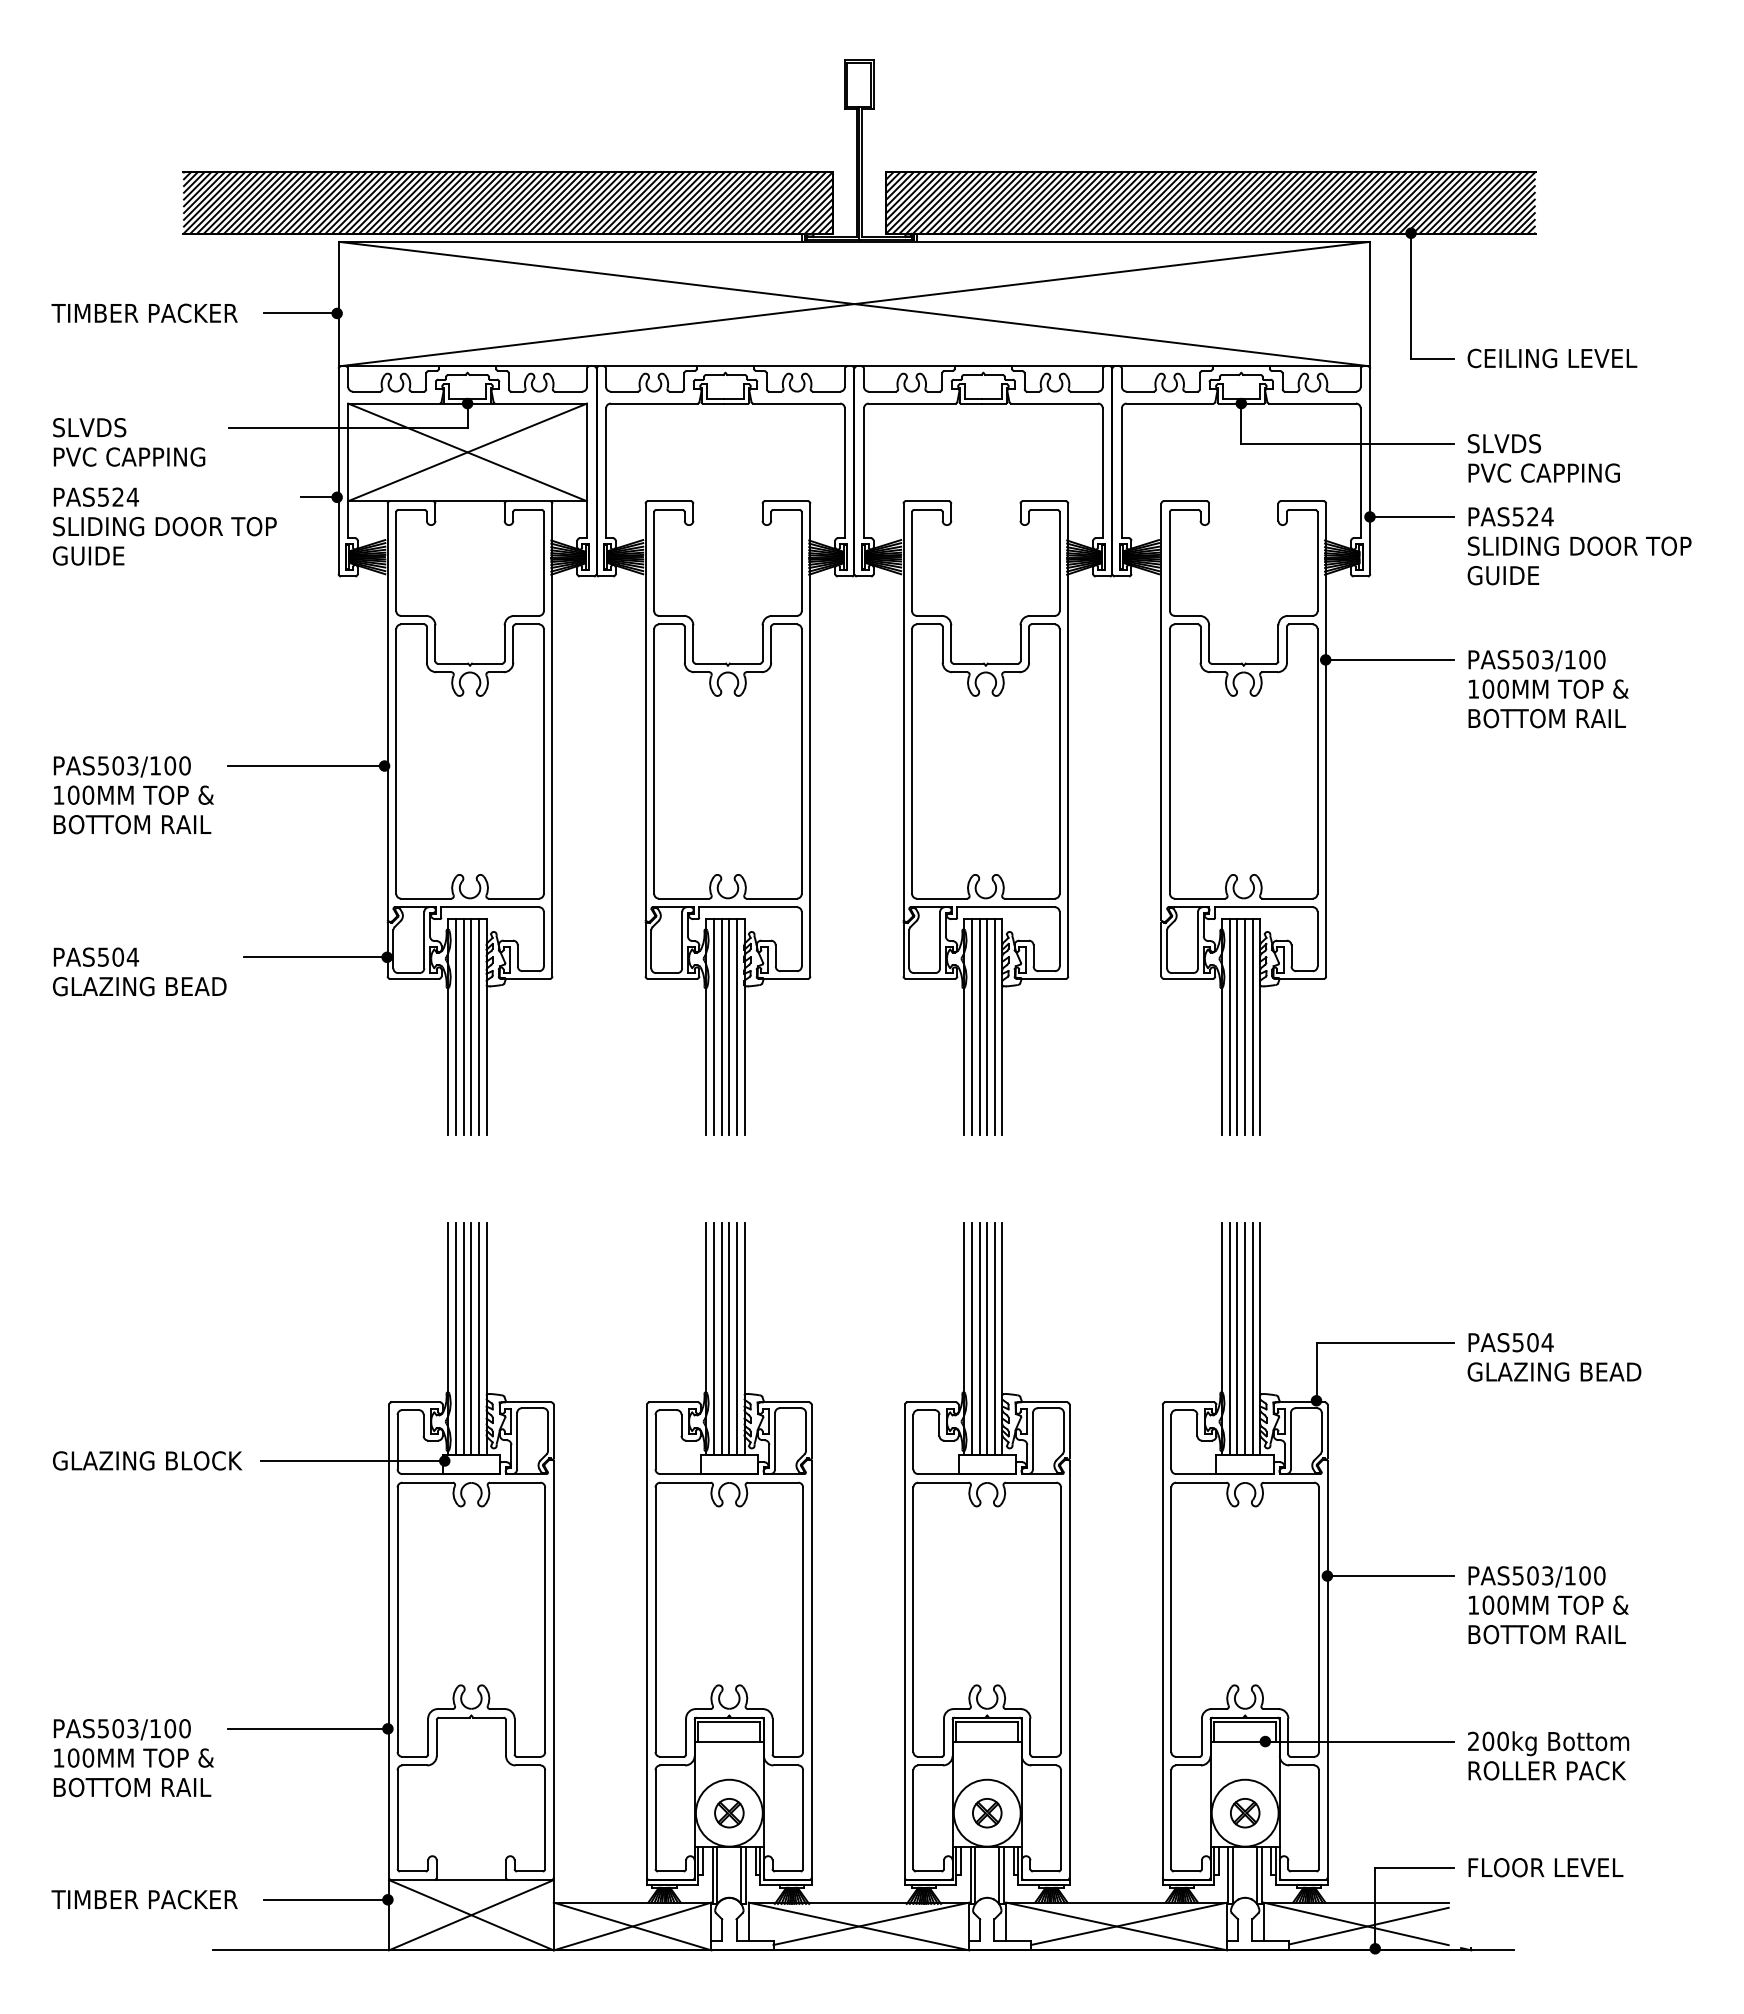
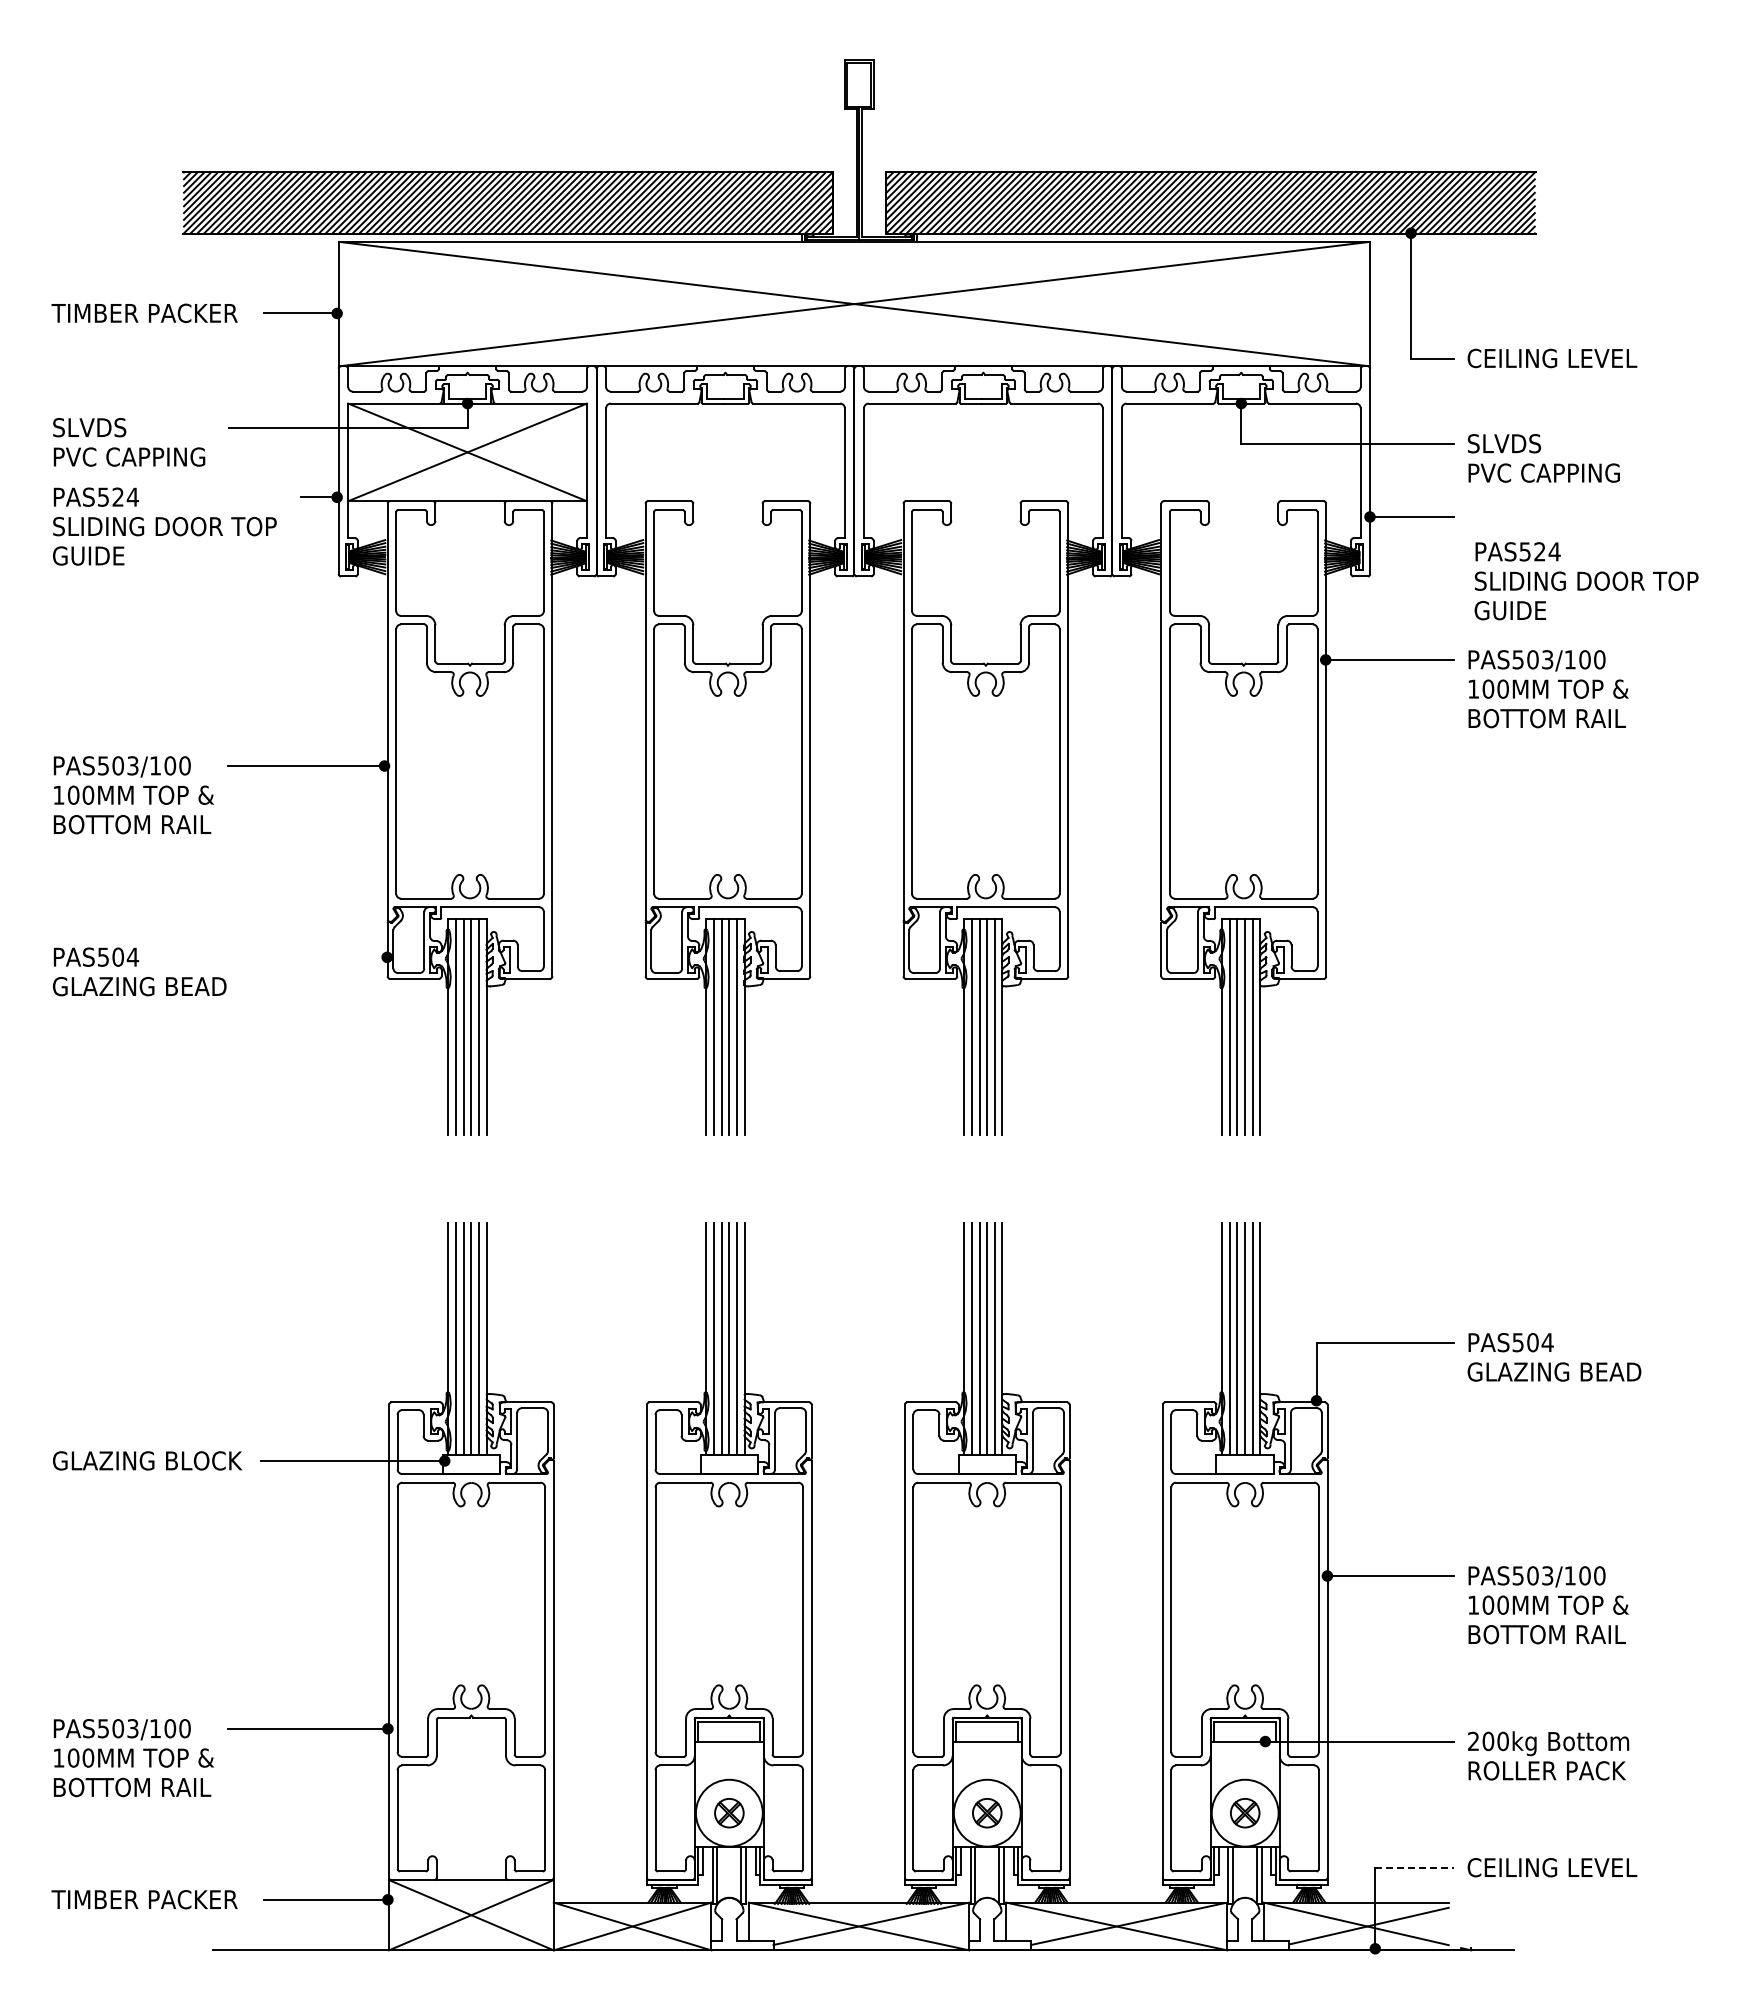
text position: (1579, 546) -> (1586, 581) (1586, 581)
line: present -> none (315, 957)
line: solid -> dashed (1414, 1867)
text: FLOOR LEVEL -> CEILING LEVEL (1552, 1867)
